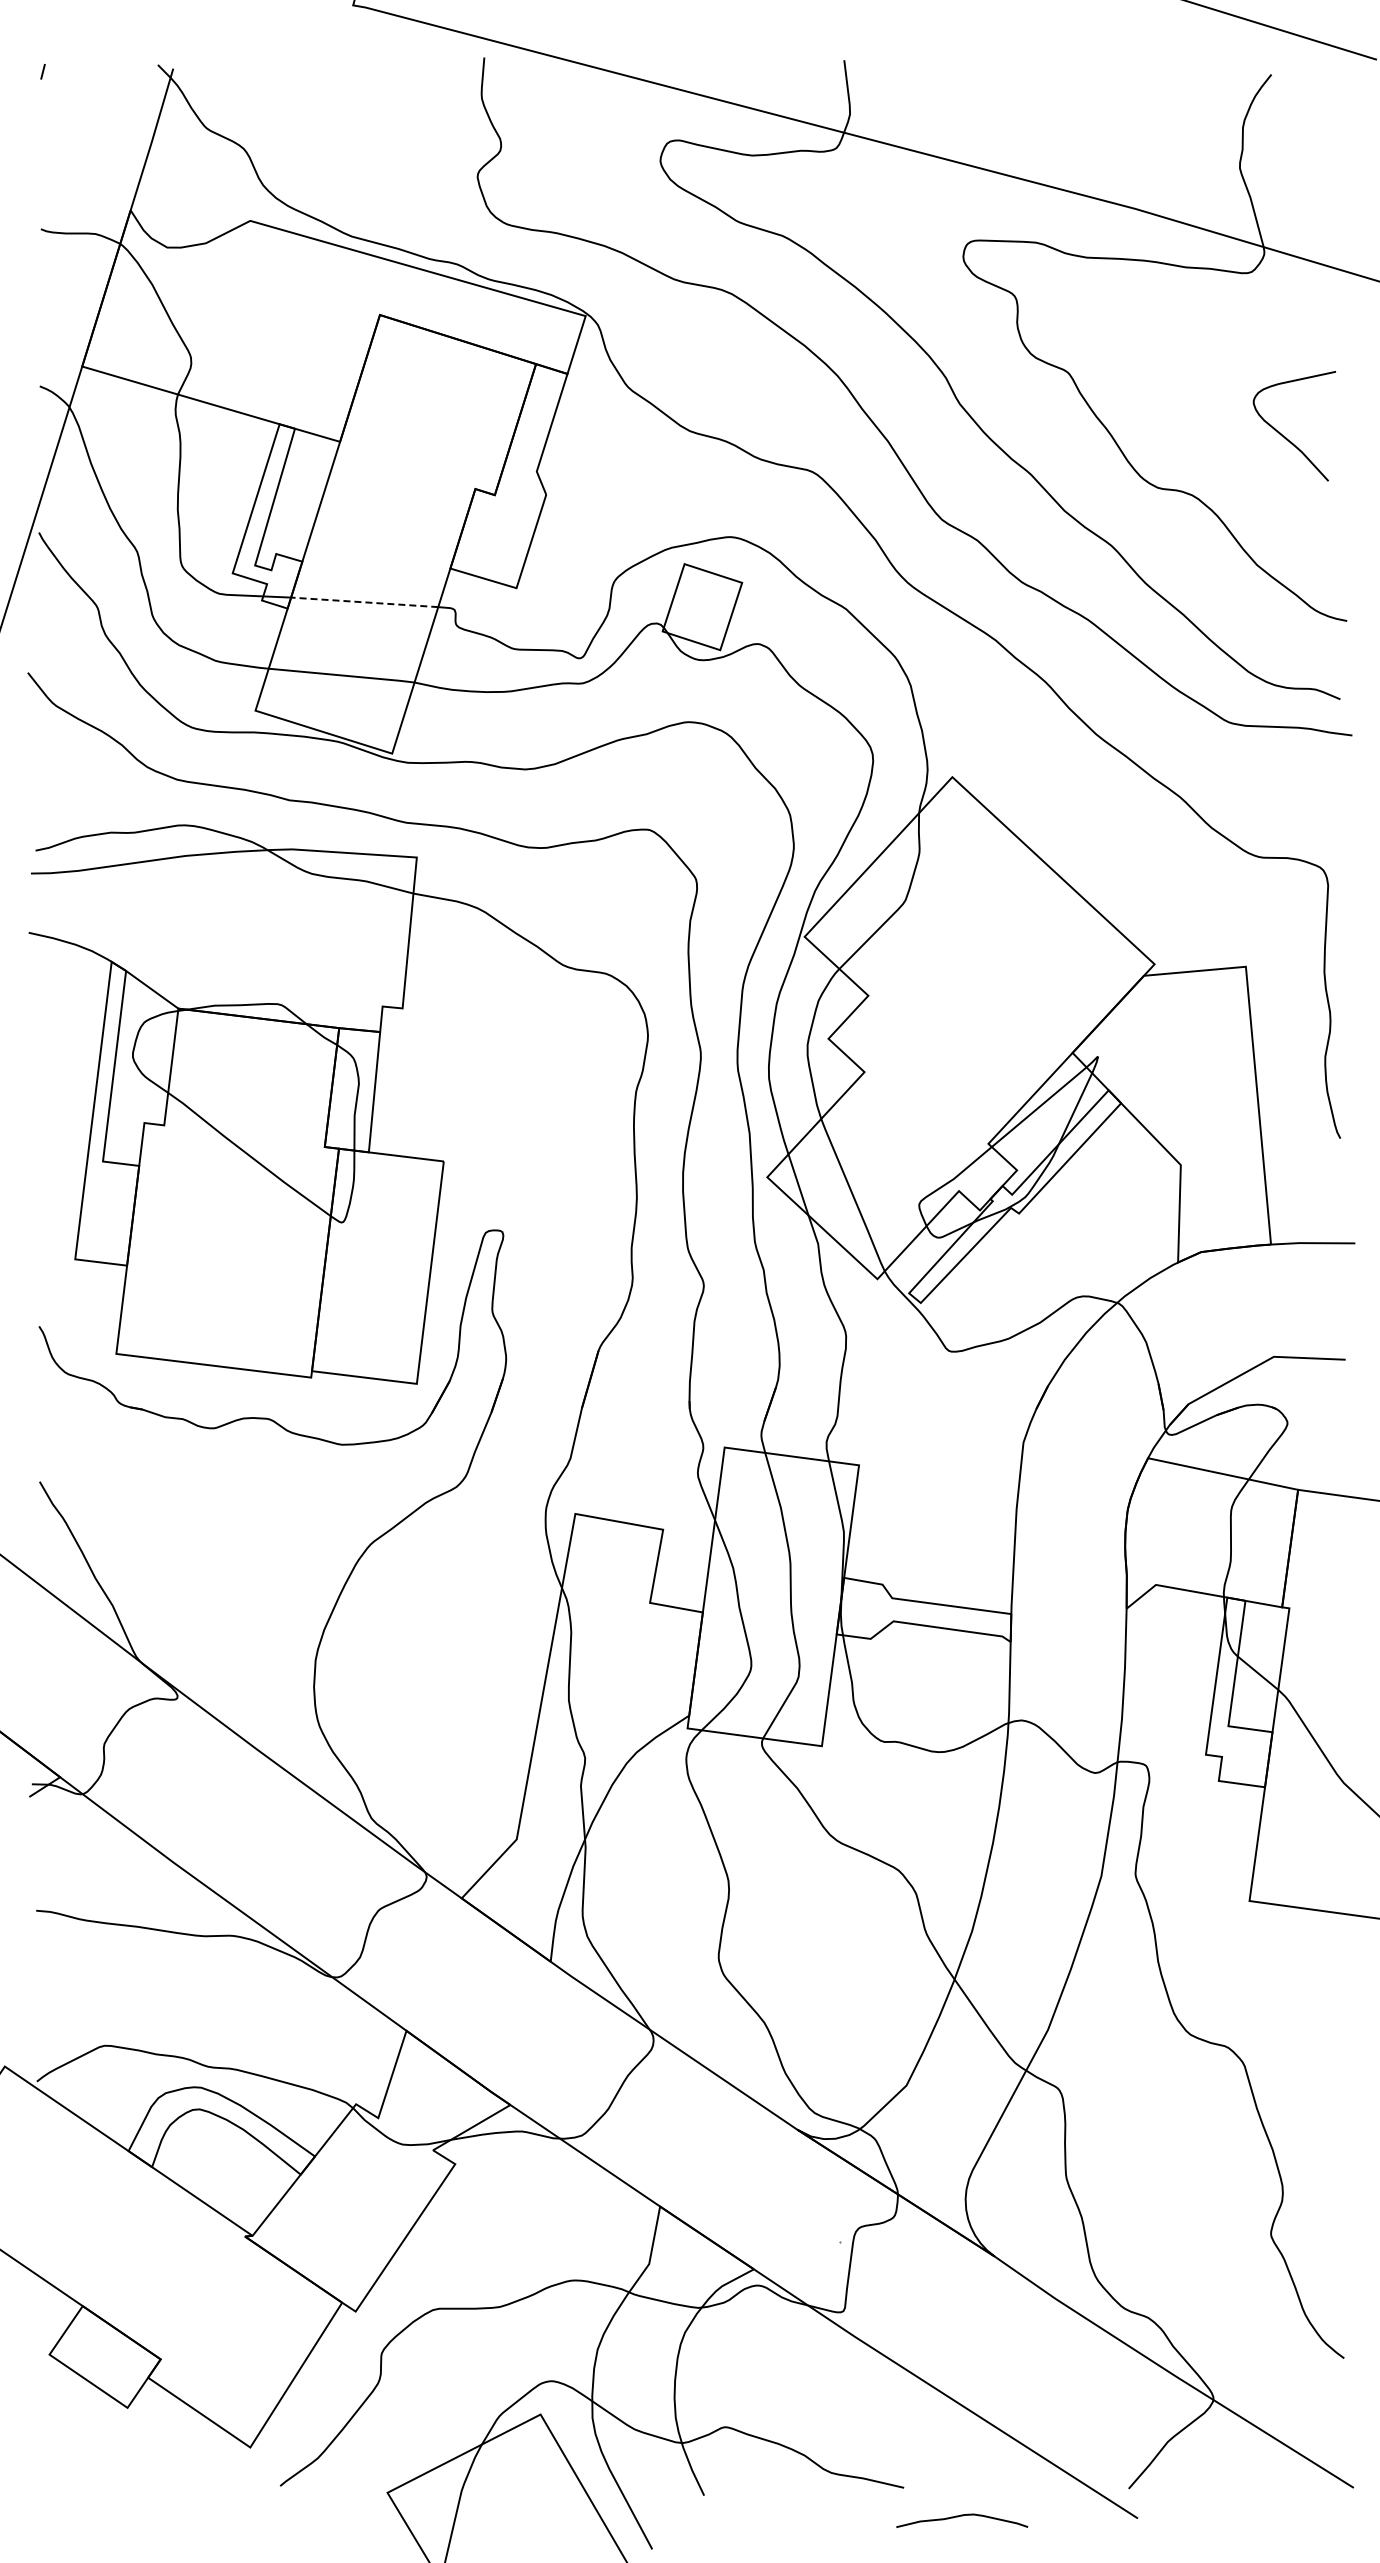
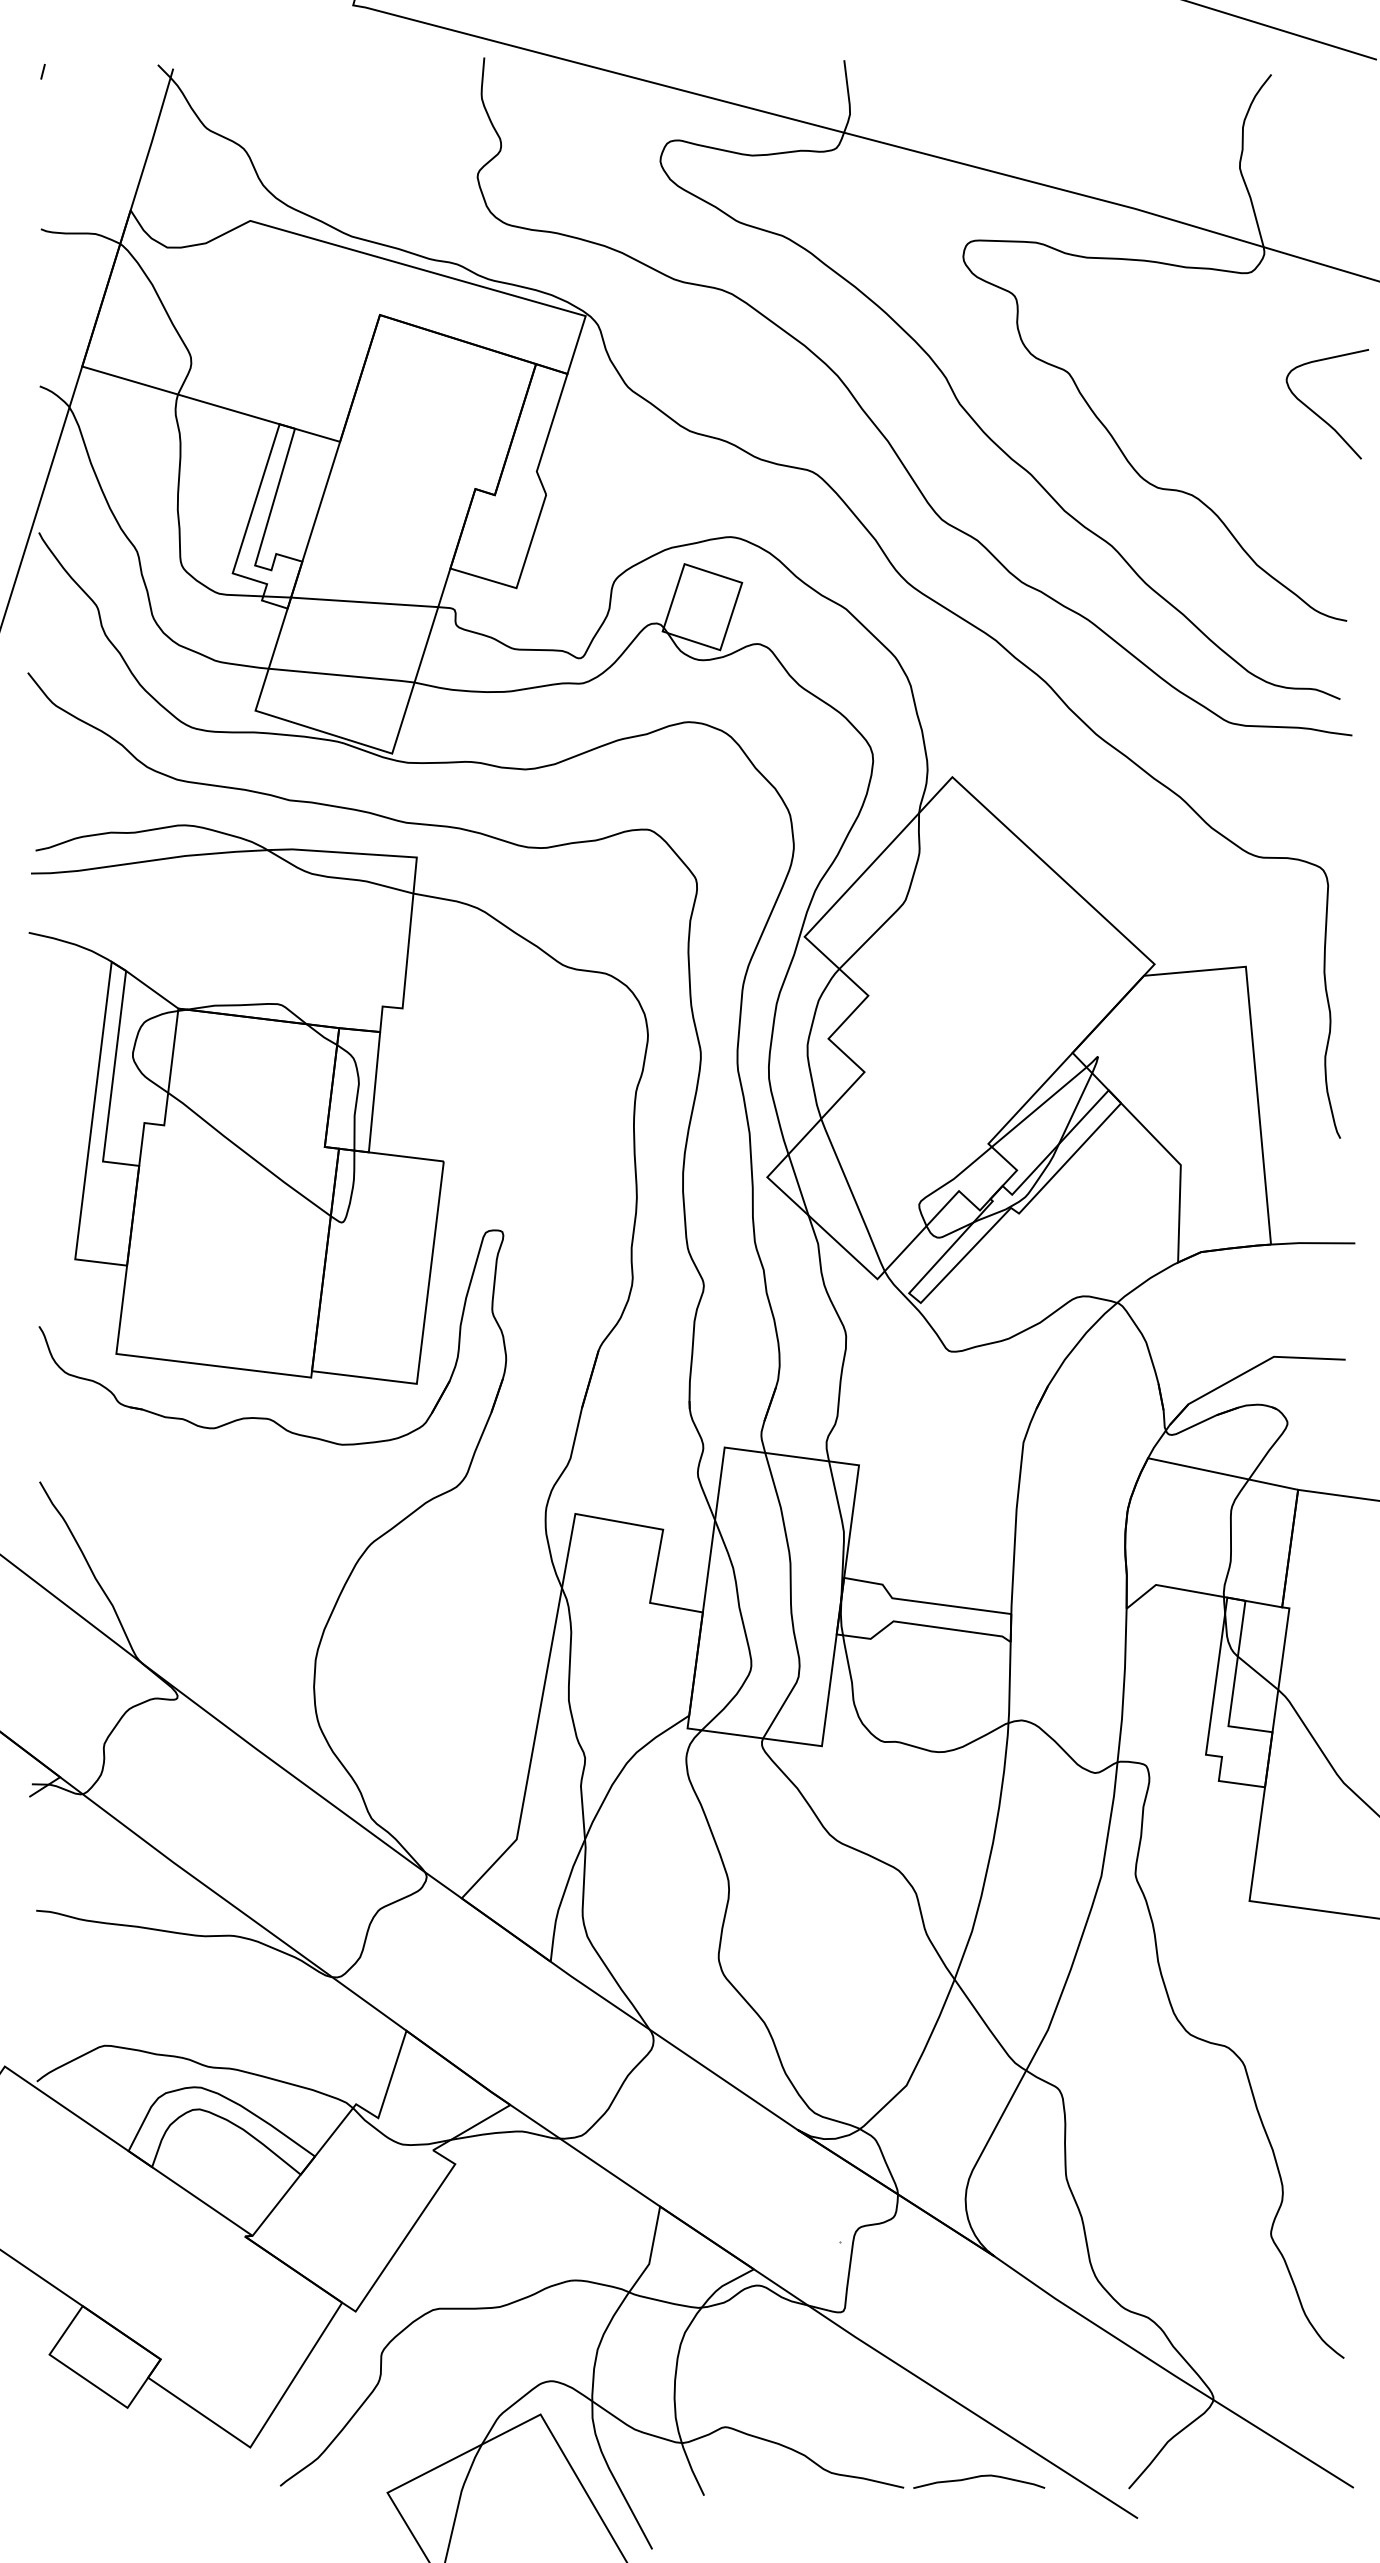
curve position: (1285, 436) -> (1318, 414) (1318, 414)
line: dashed -> solid (364, 602)
curve position: (962, 2516) -> (979, 2477) (979, 2477)
